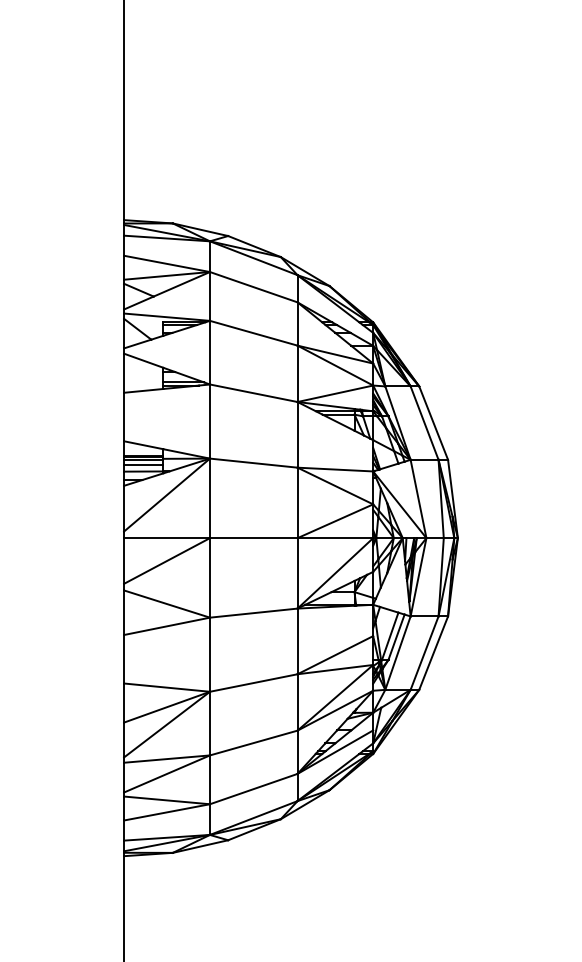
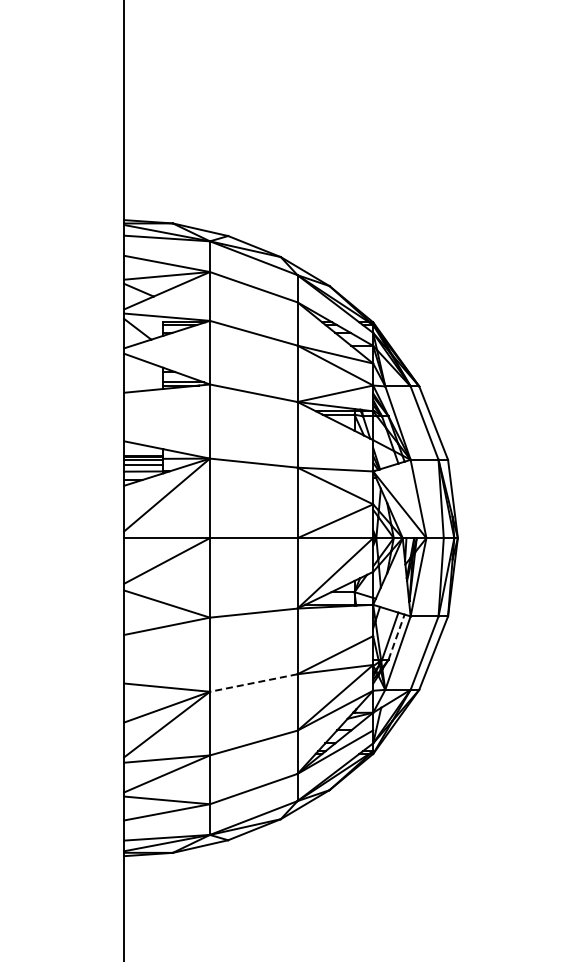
line: solid -> dashed (396, 636)
line: solid -> dashed (253, 683)
